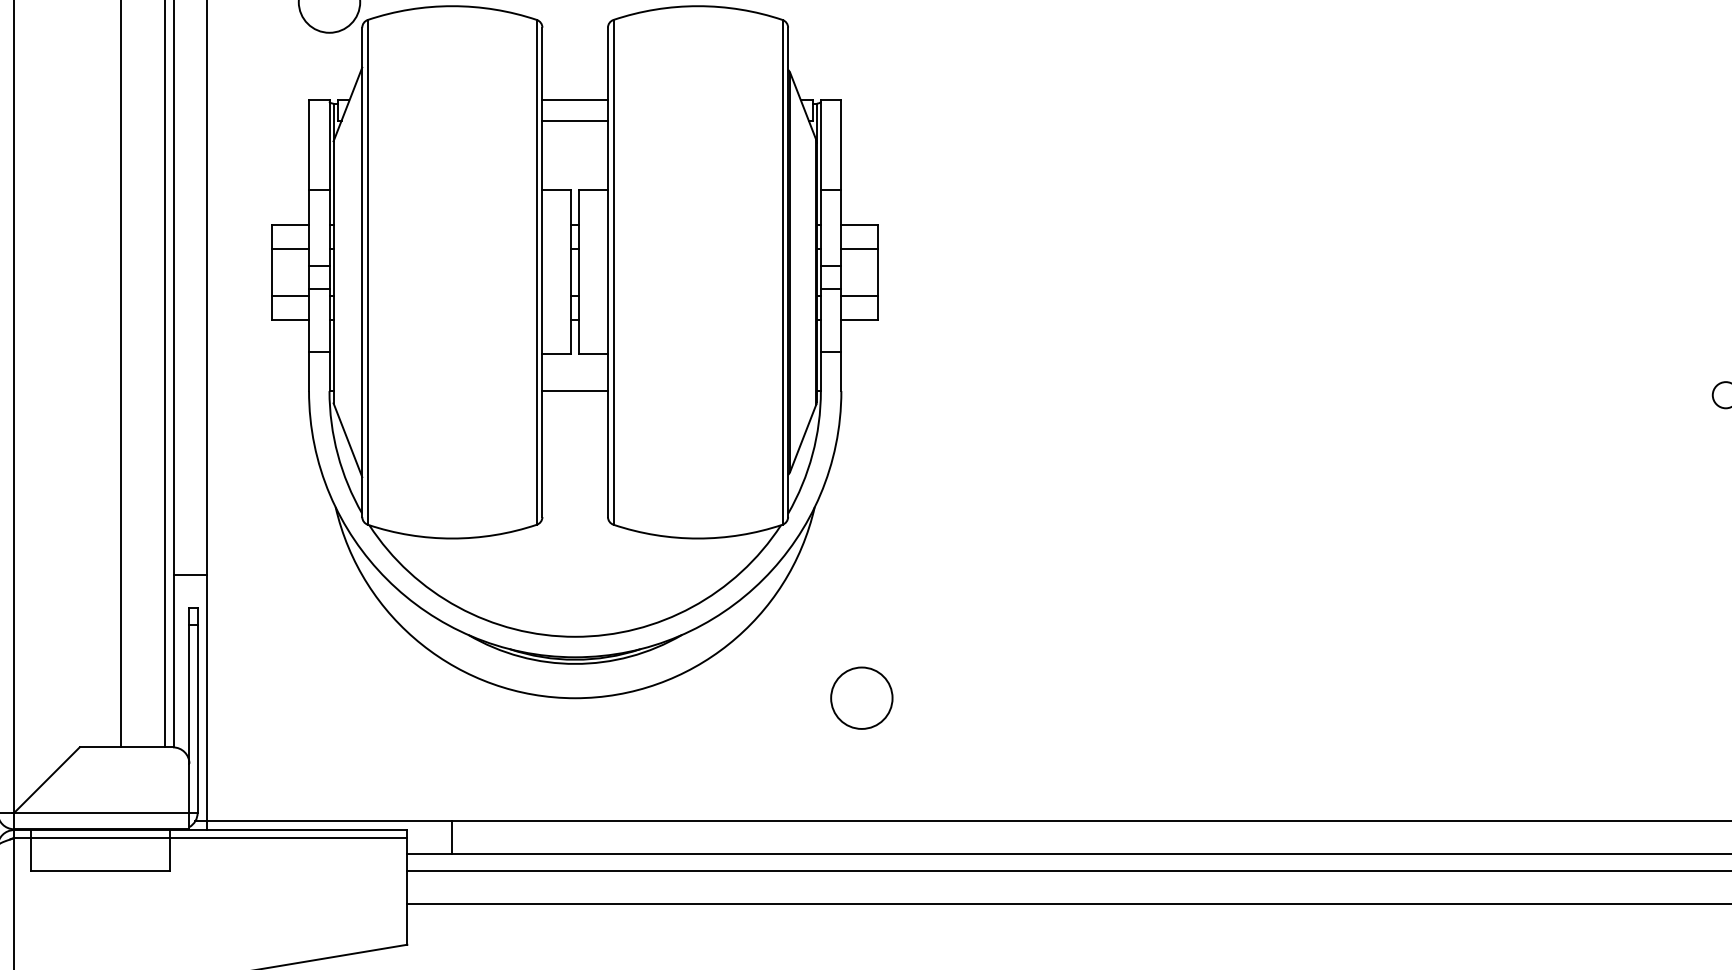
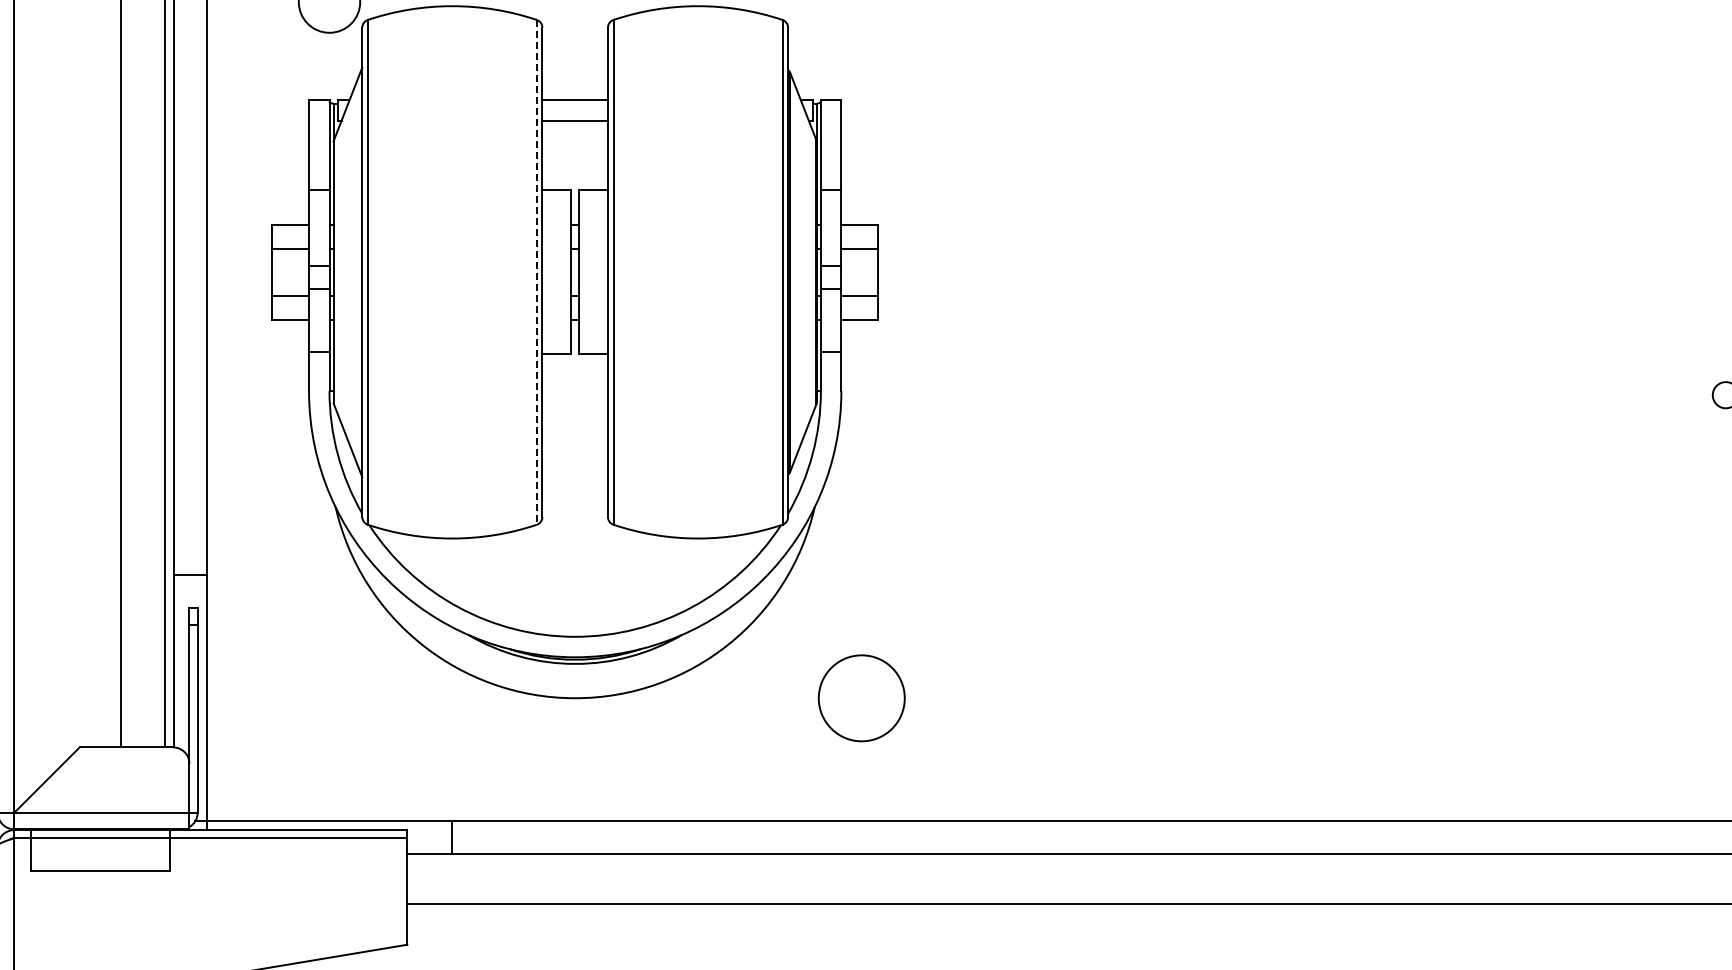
line: solid -> dashed (536, 272)
line: present -> none (574, 391)
circle size: 64x64 px -> 89x89 px (861, 698)
line: present -> none (1067, 871)
